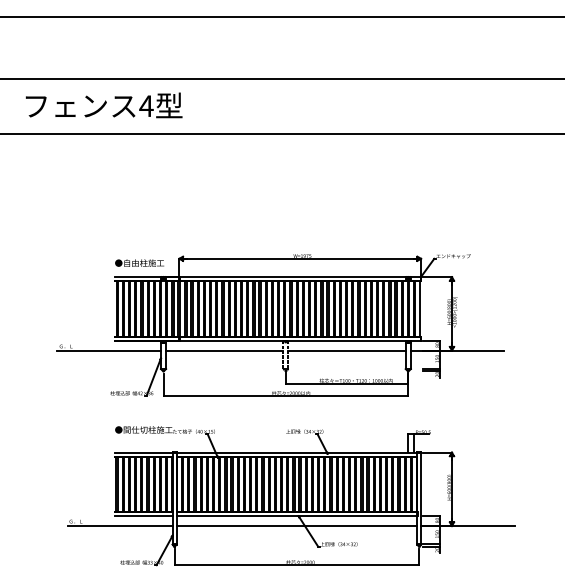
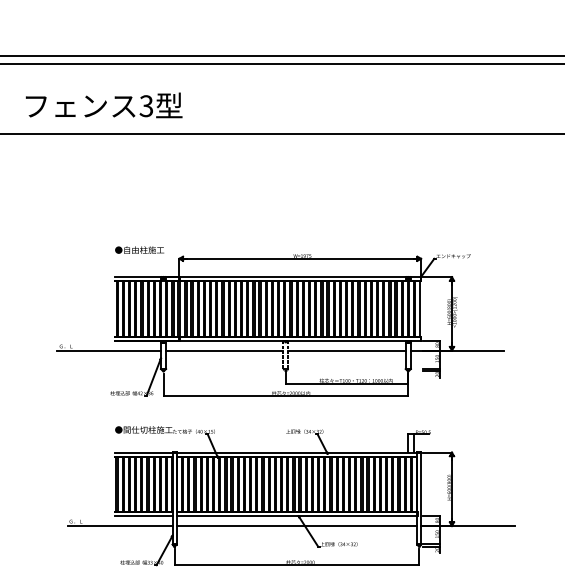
line position: (281, 17) -> (281, 56) (281, 56)
line position: (281, 78) -> (281, 63) (281, 63)
text: 4 -> 3 (146, 106)
text position: (139, 262) -> (139, 249) (139, 249)
